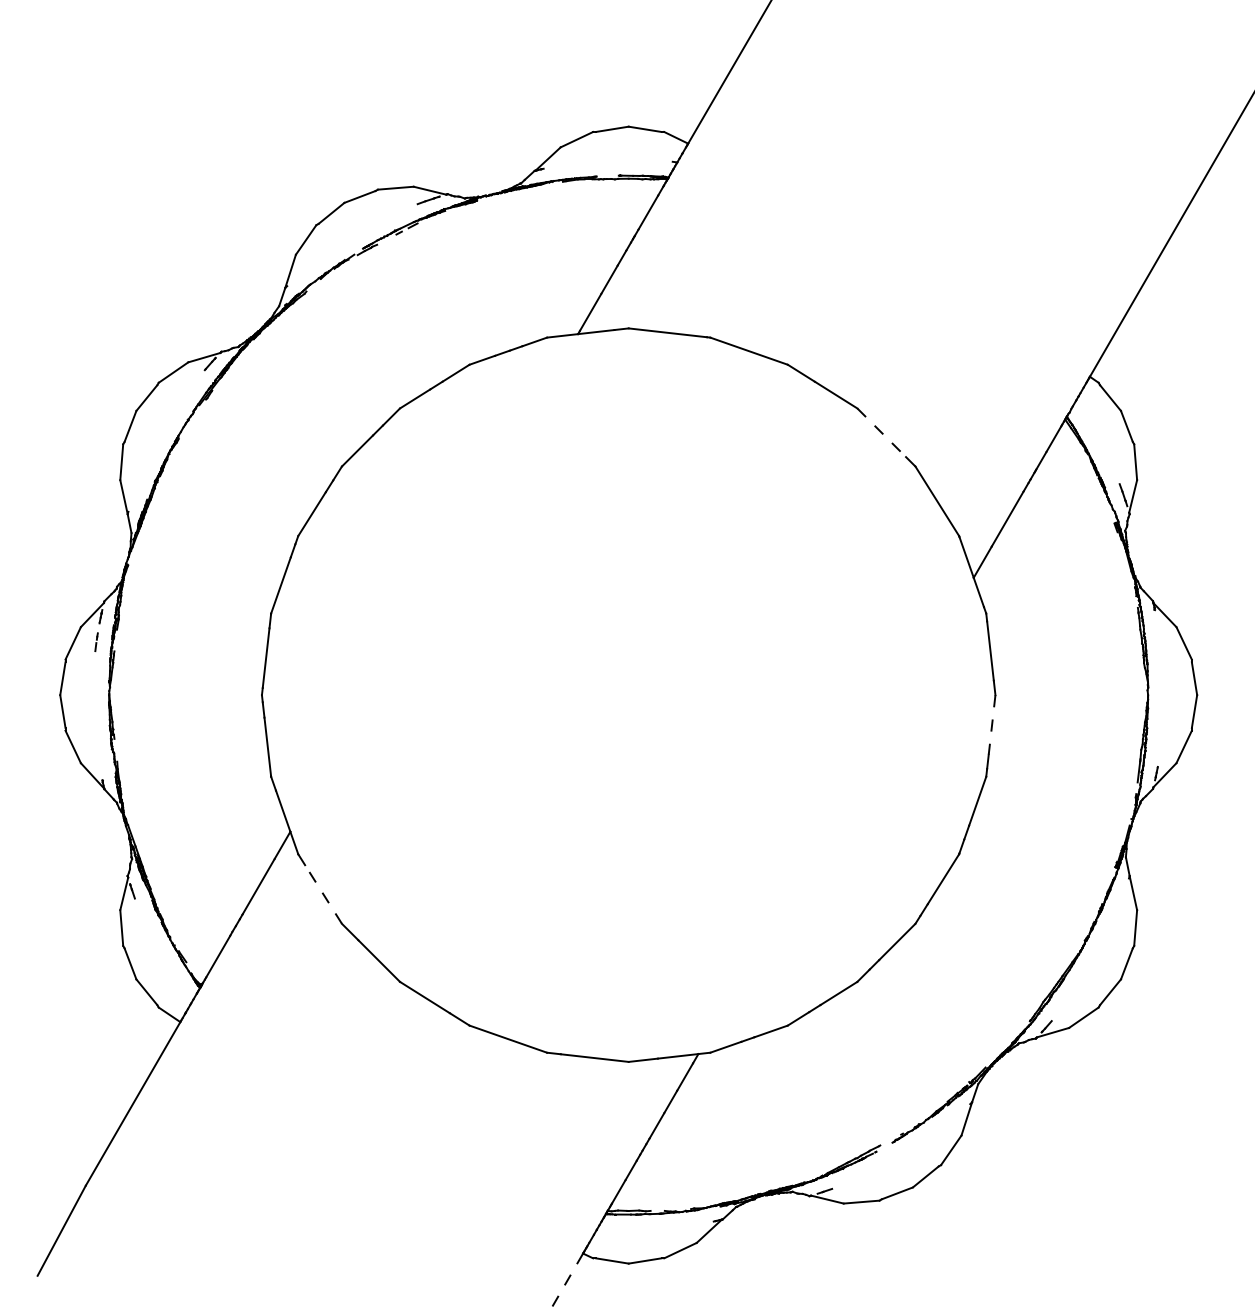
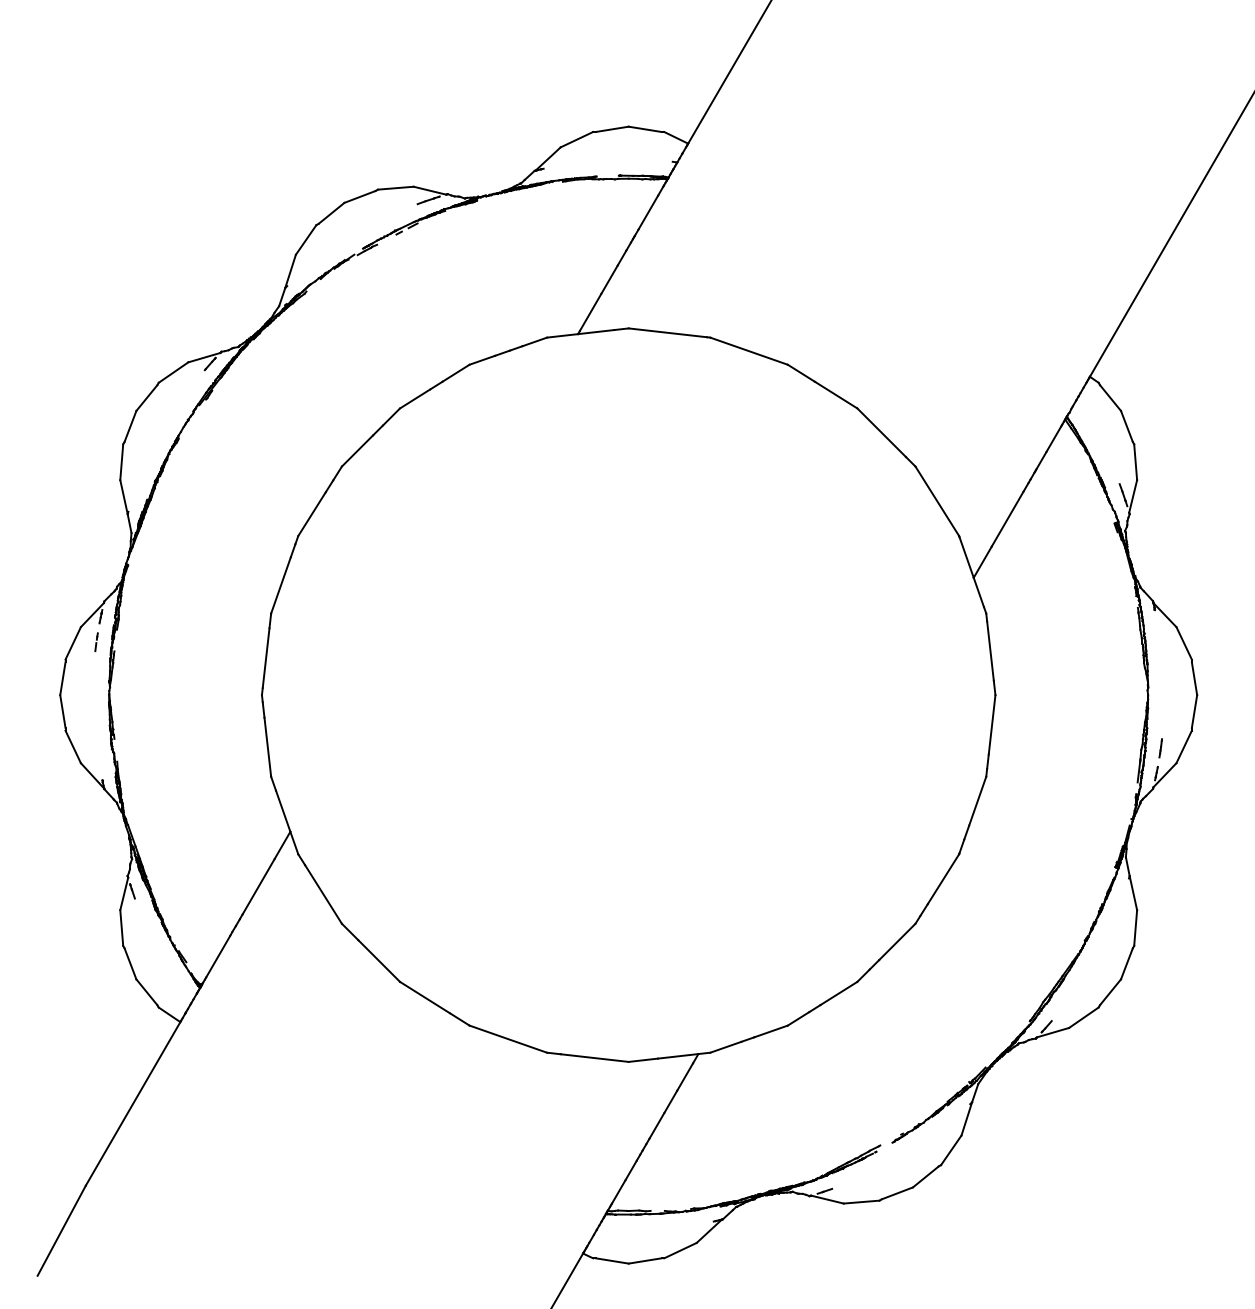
line: dashed -> solid (882, 433)
line: dashed -> solid (992, 724)
line: none -> present (1160, 748)
line: dashed -> solid (323, 894)
line: dashed -> solid (567, 1281)
